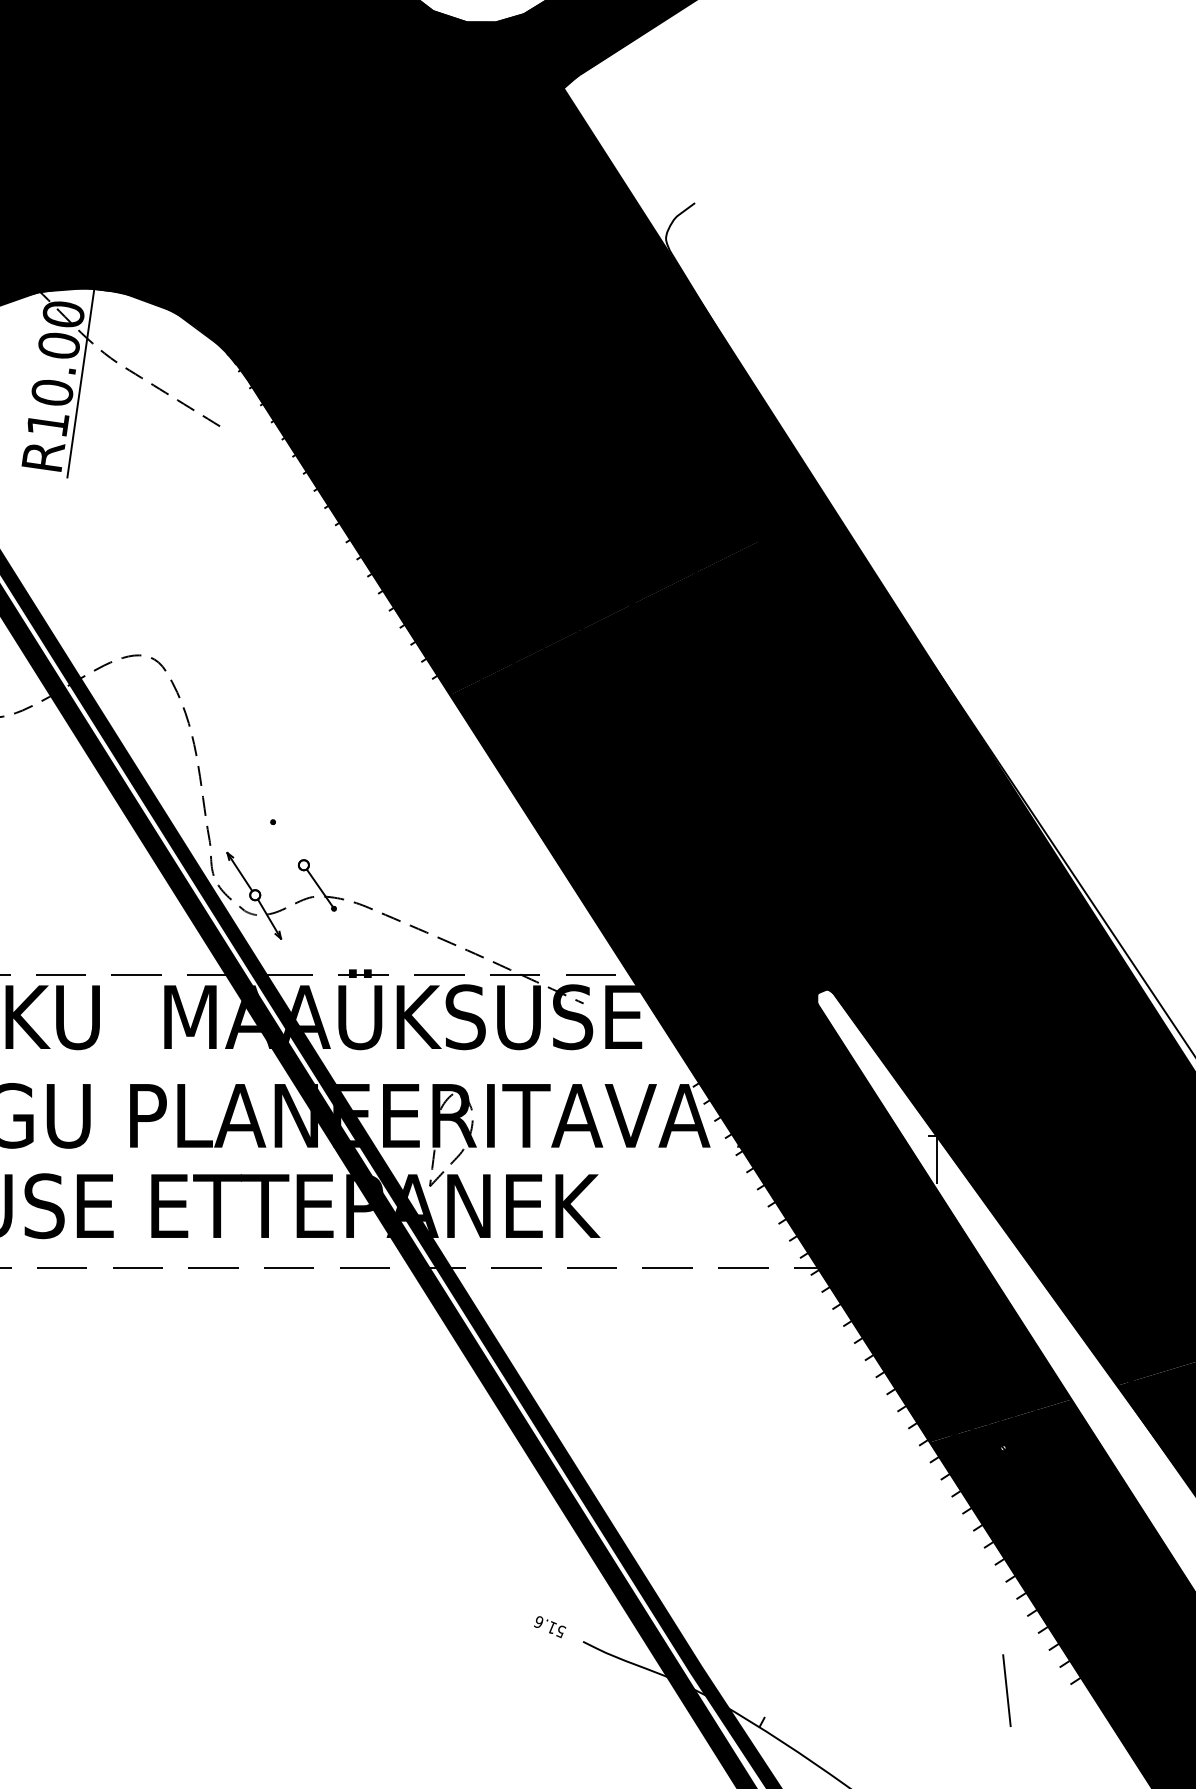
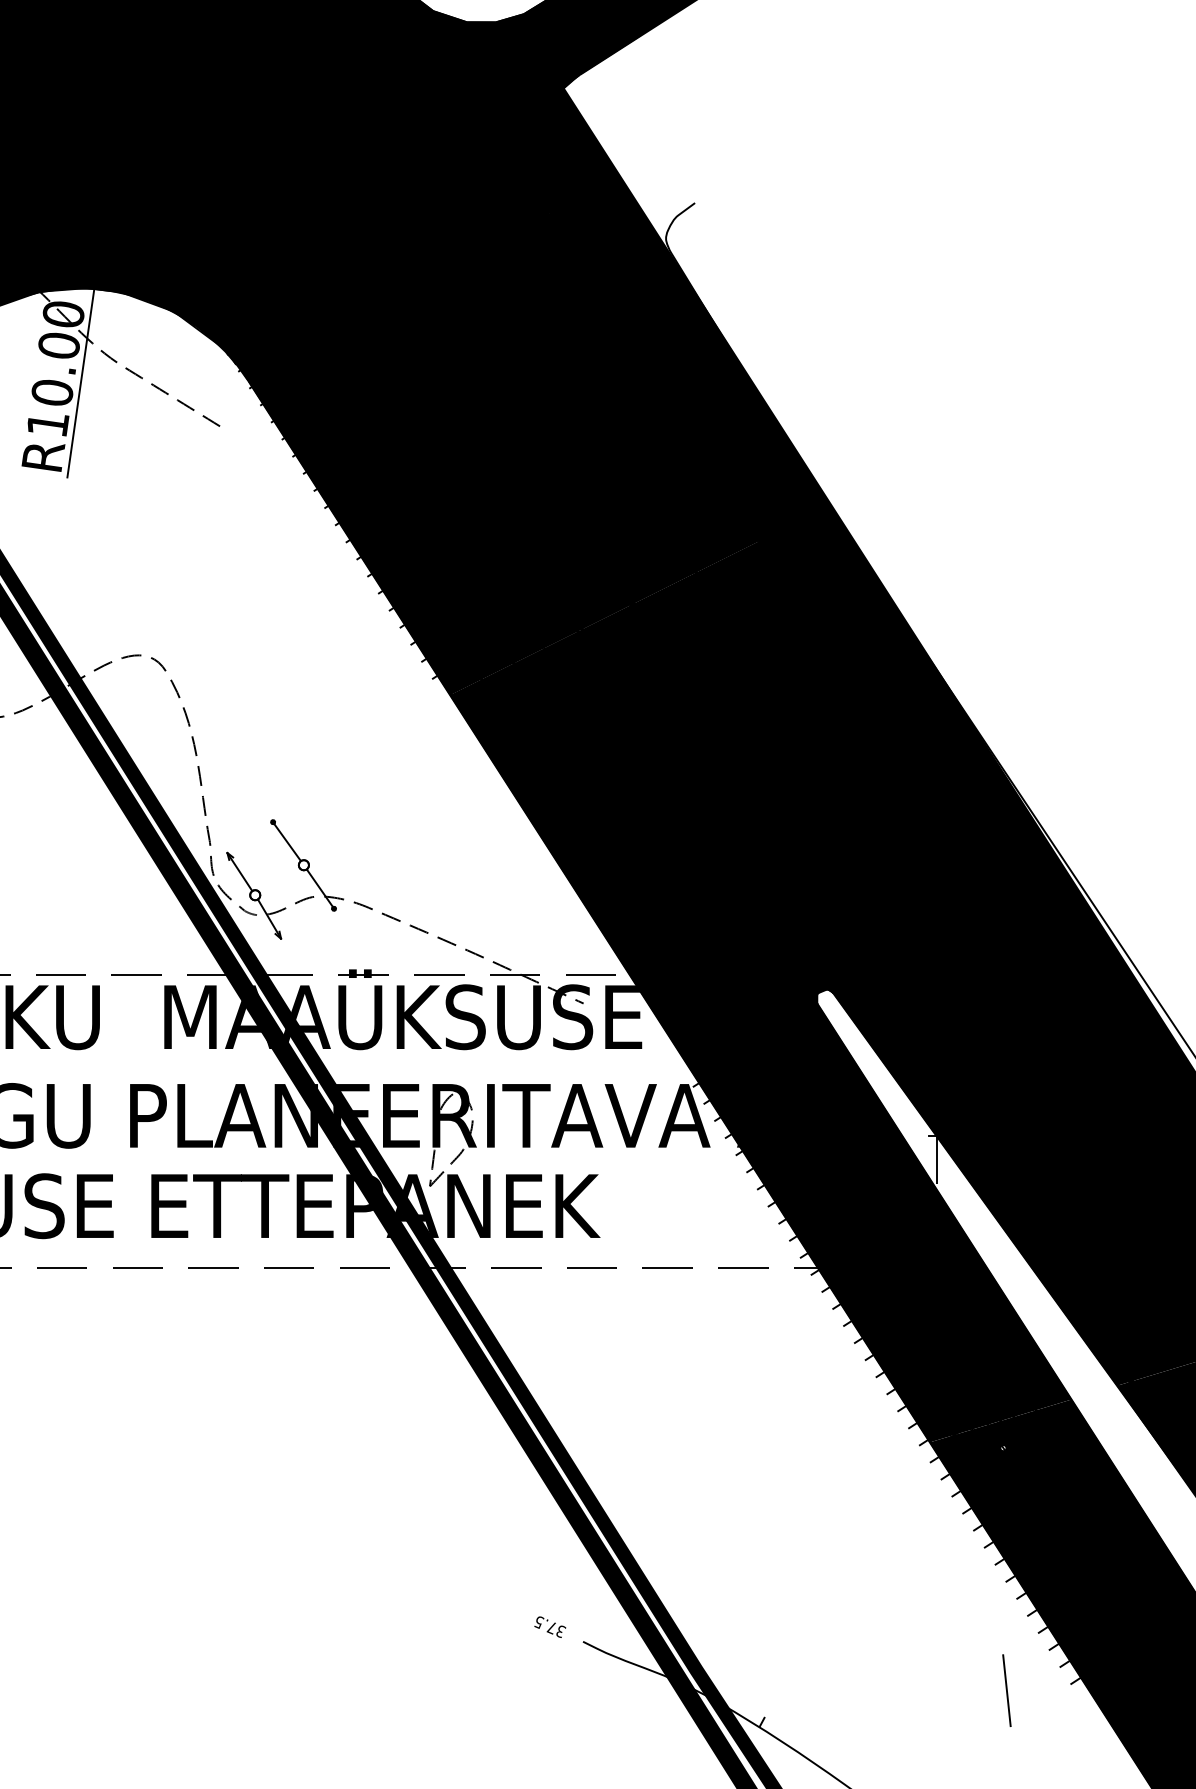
line: none -> present (287, 842)
text: 51.6 -> 37.5 (548, 1626)
